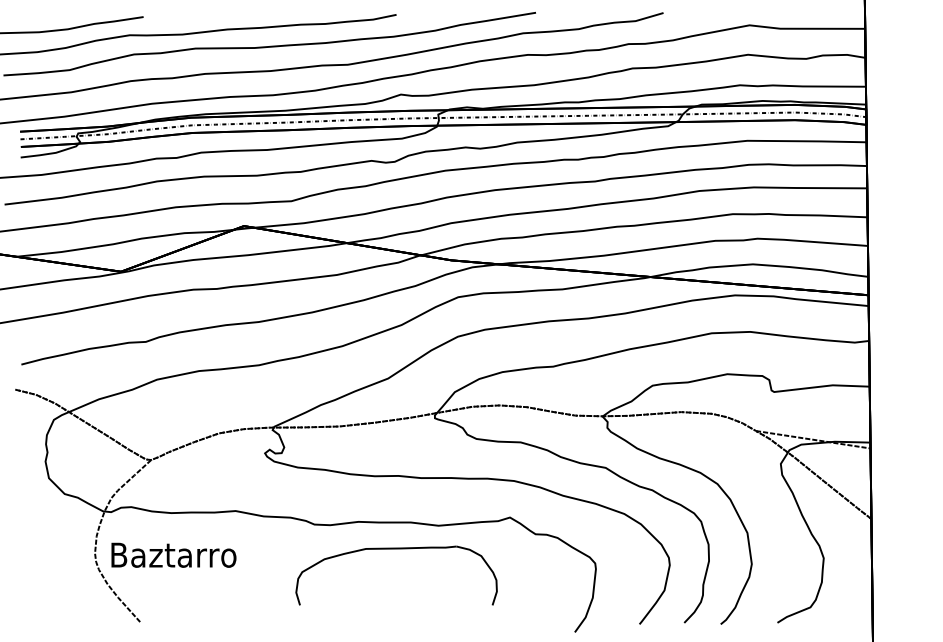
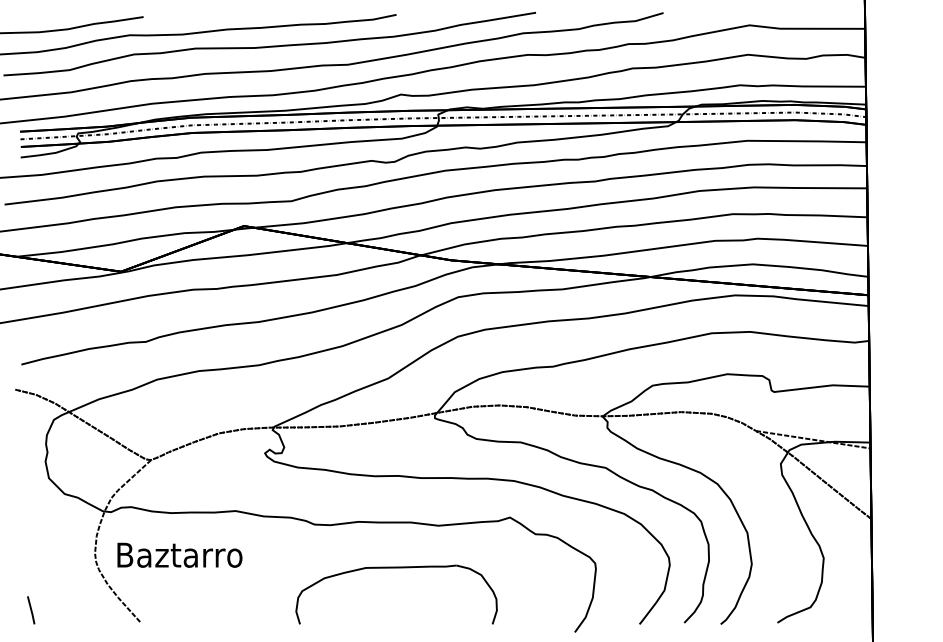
part position: (396, 549) -> (396, 568) (396, 568)
text position: (173, 554) -> (179, 554) (179, 554)
line: none -> present (31, 610)
